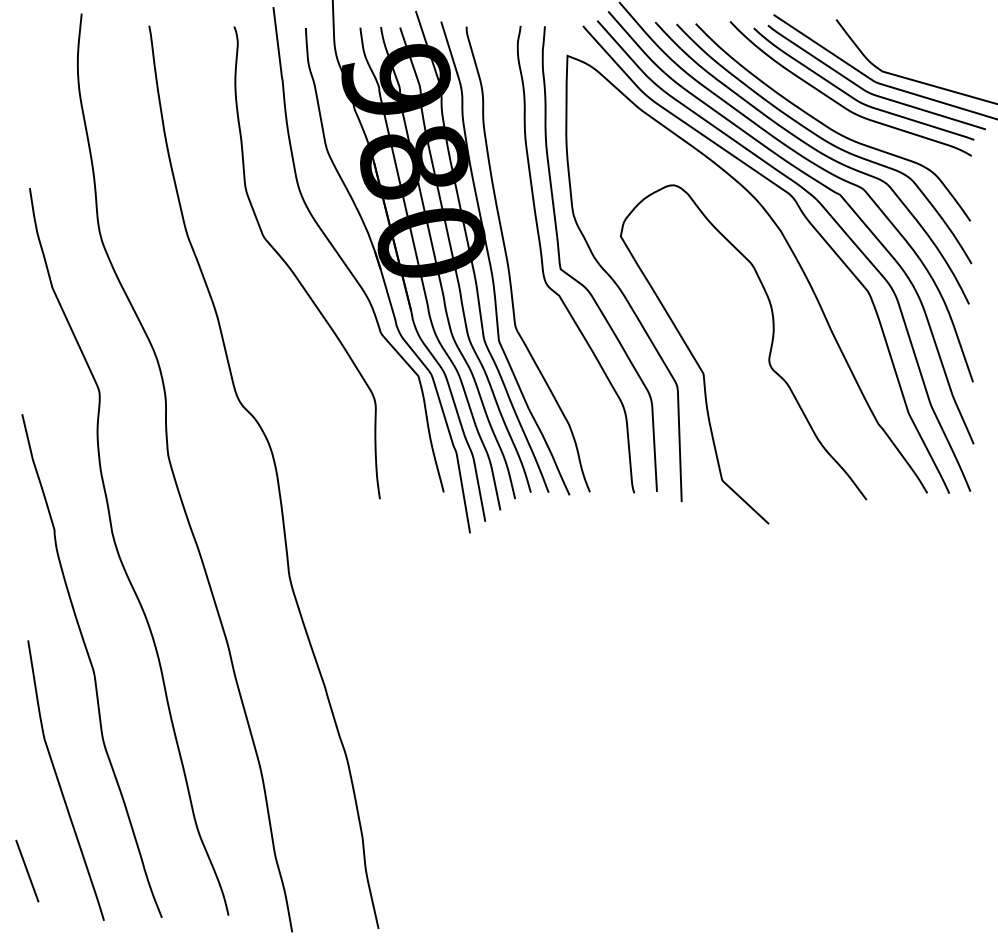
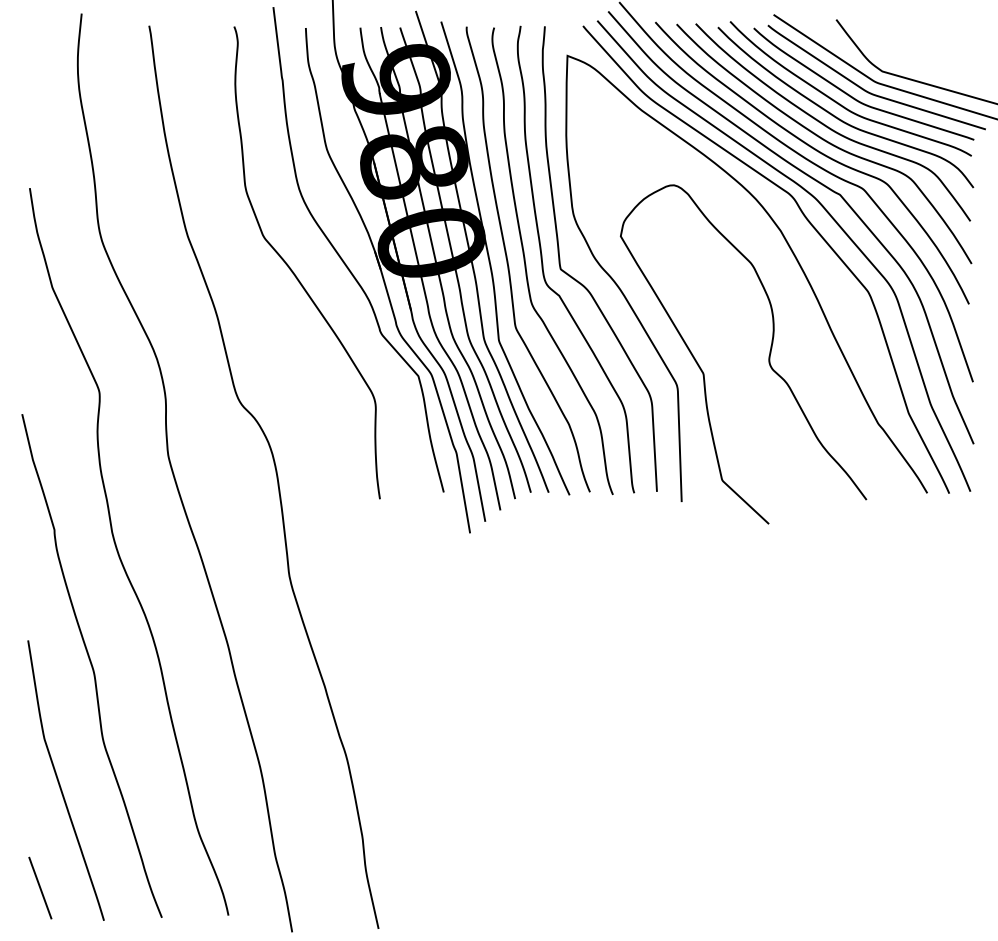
curve: none -> present (838, 117)
curve: none -> present (526, 264)
line position: (27, 870) -> (40, 887) (40, 887)
